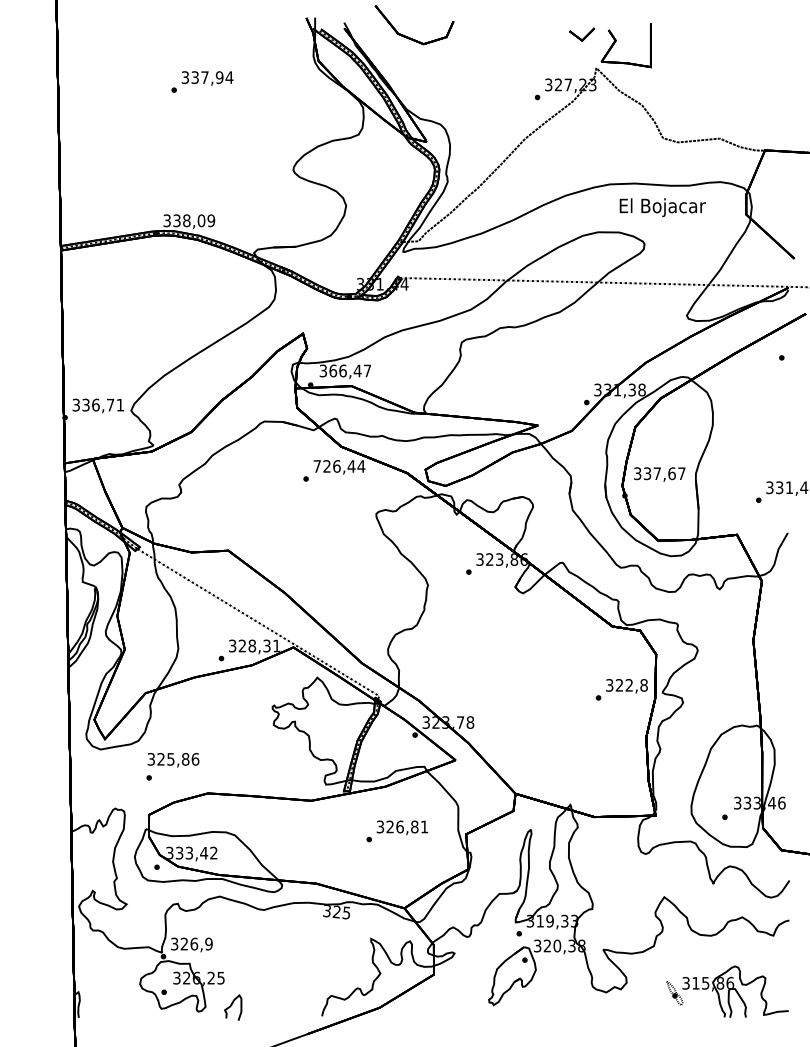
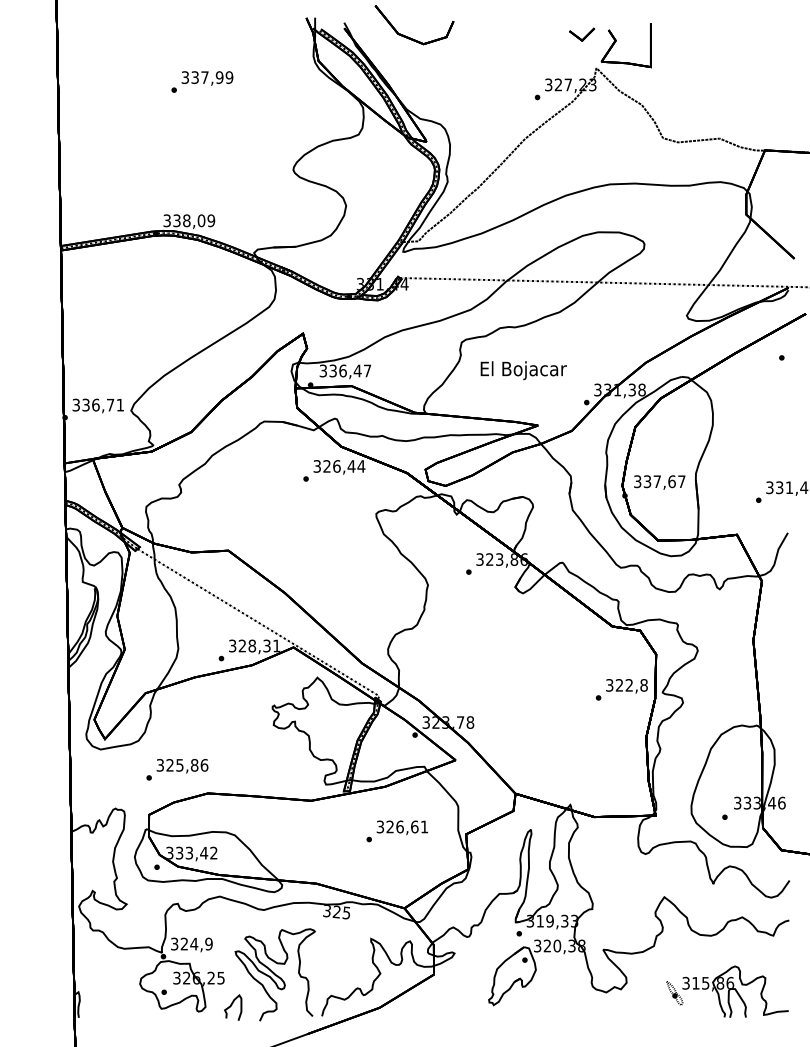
text: 337,94 -> 337,99 (229, 77)
text position: (662, 207) -> (523, 370) (523, 370)
text: 366,47 -> 336,47 (333, 370)
text: 726,44 -> 326,44 (316, 466)
text position: (659, 474) -> (659, 482) (659, 482)
text position: (173, 760) -> (182, 766) (182, 766)
text: 326,81 -> 326,61 (414, 826)
text: 326,9 -> 324,9 (194, 943)
curve: none -> present (274, 974)
